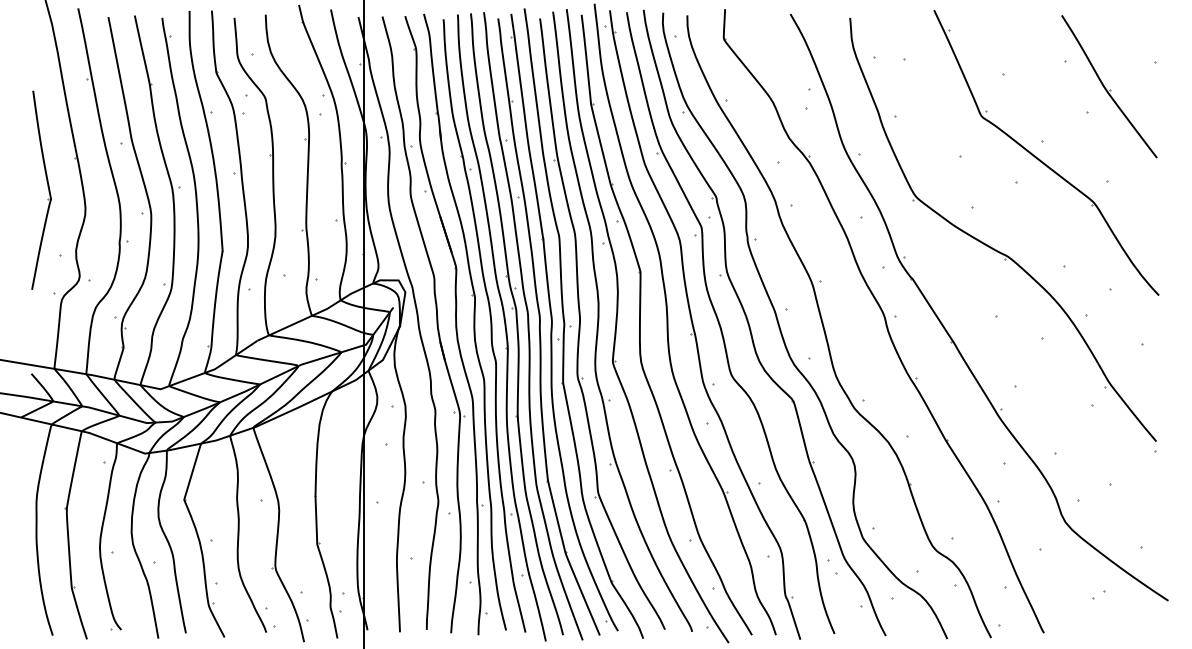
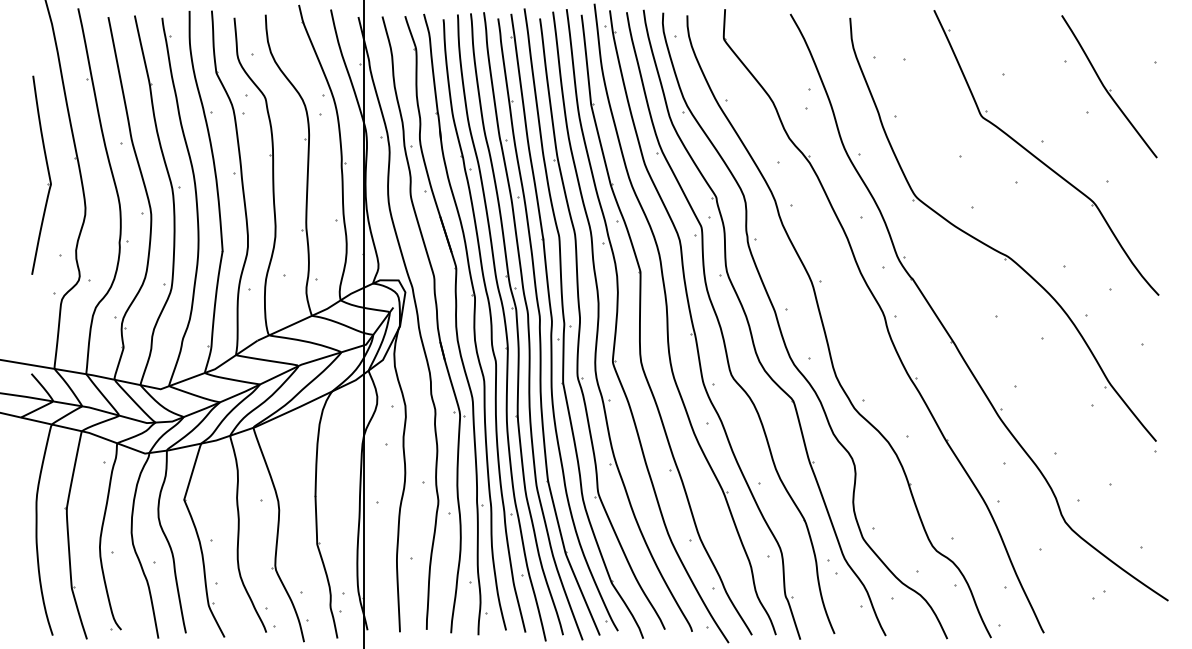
part position: (47, 187) -> (47, 172) (47, 172)
